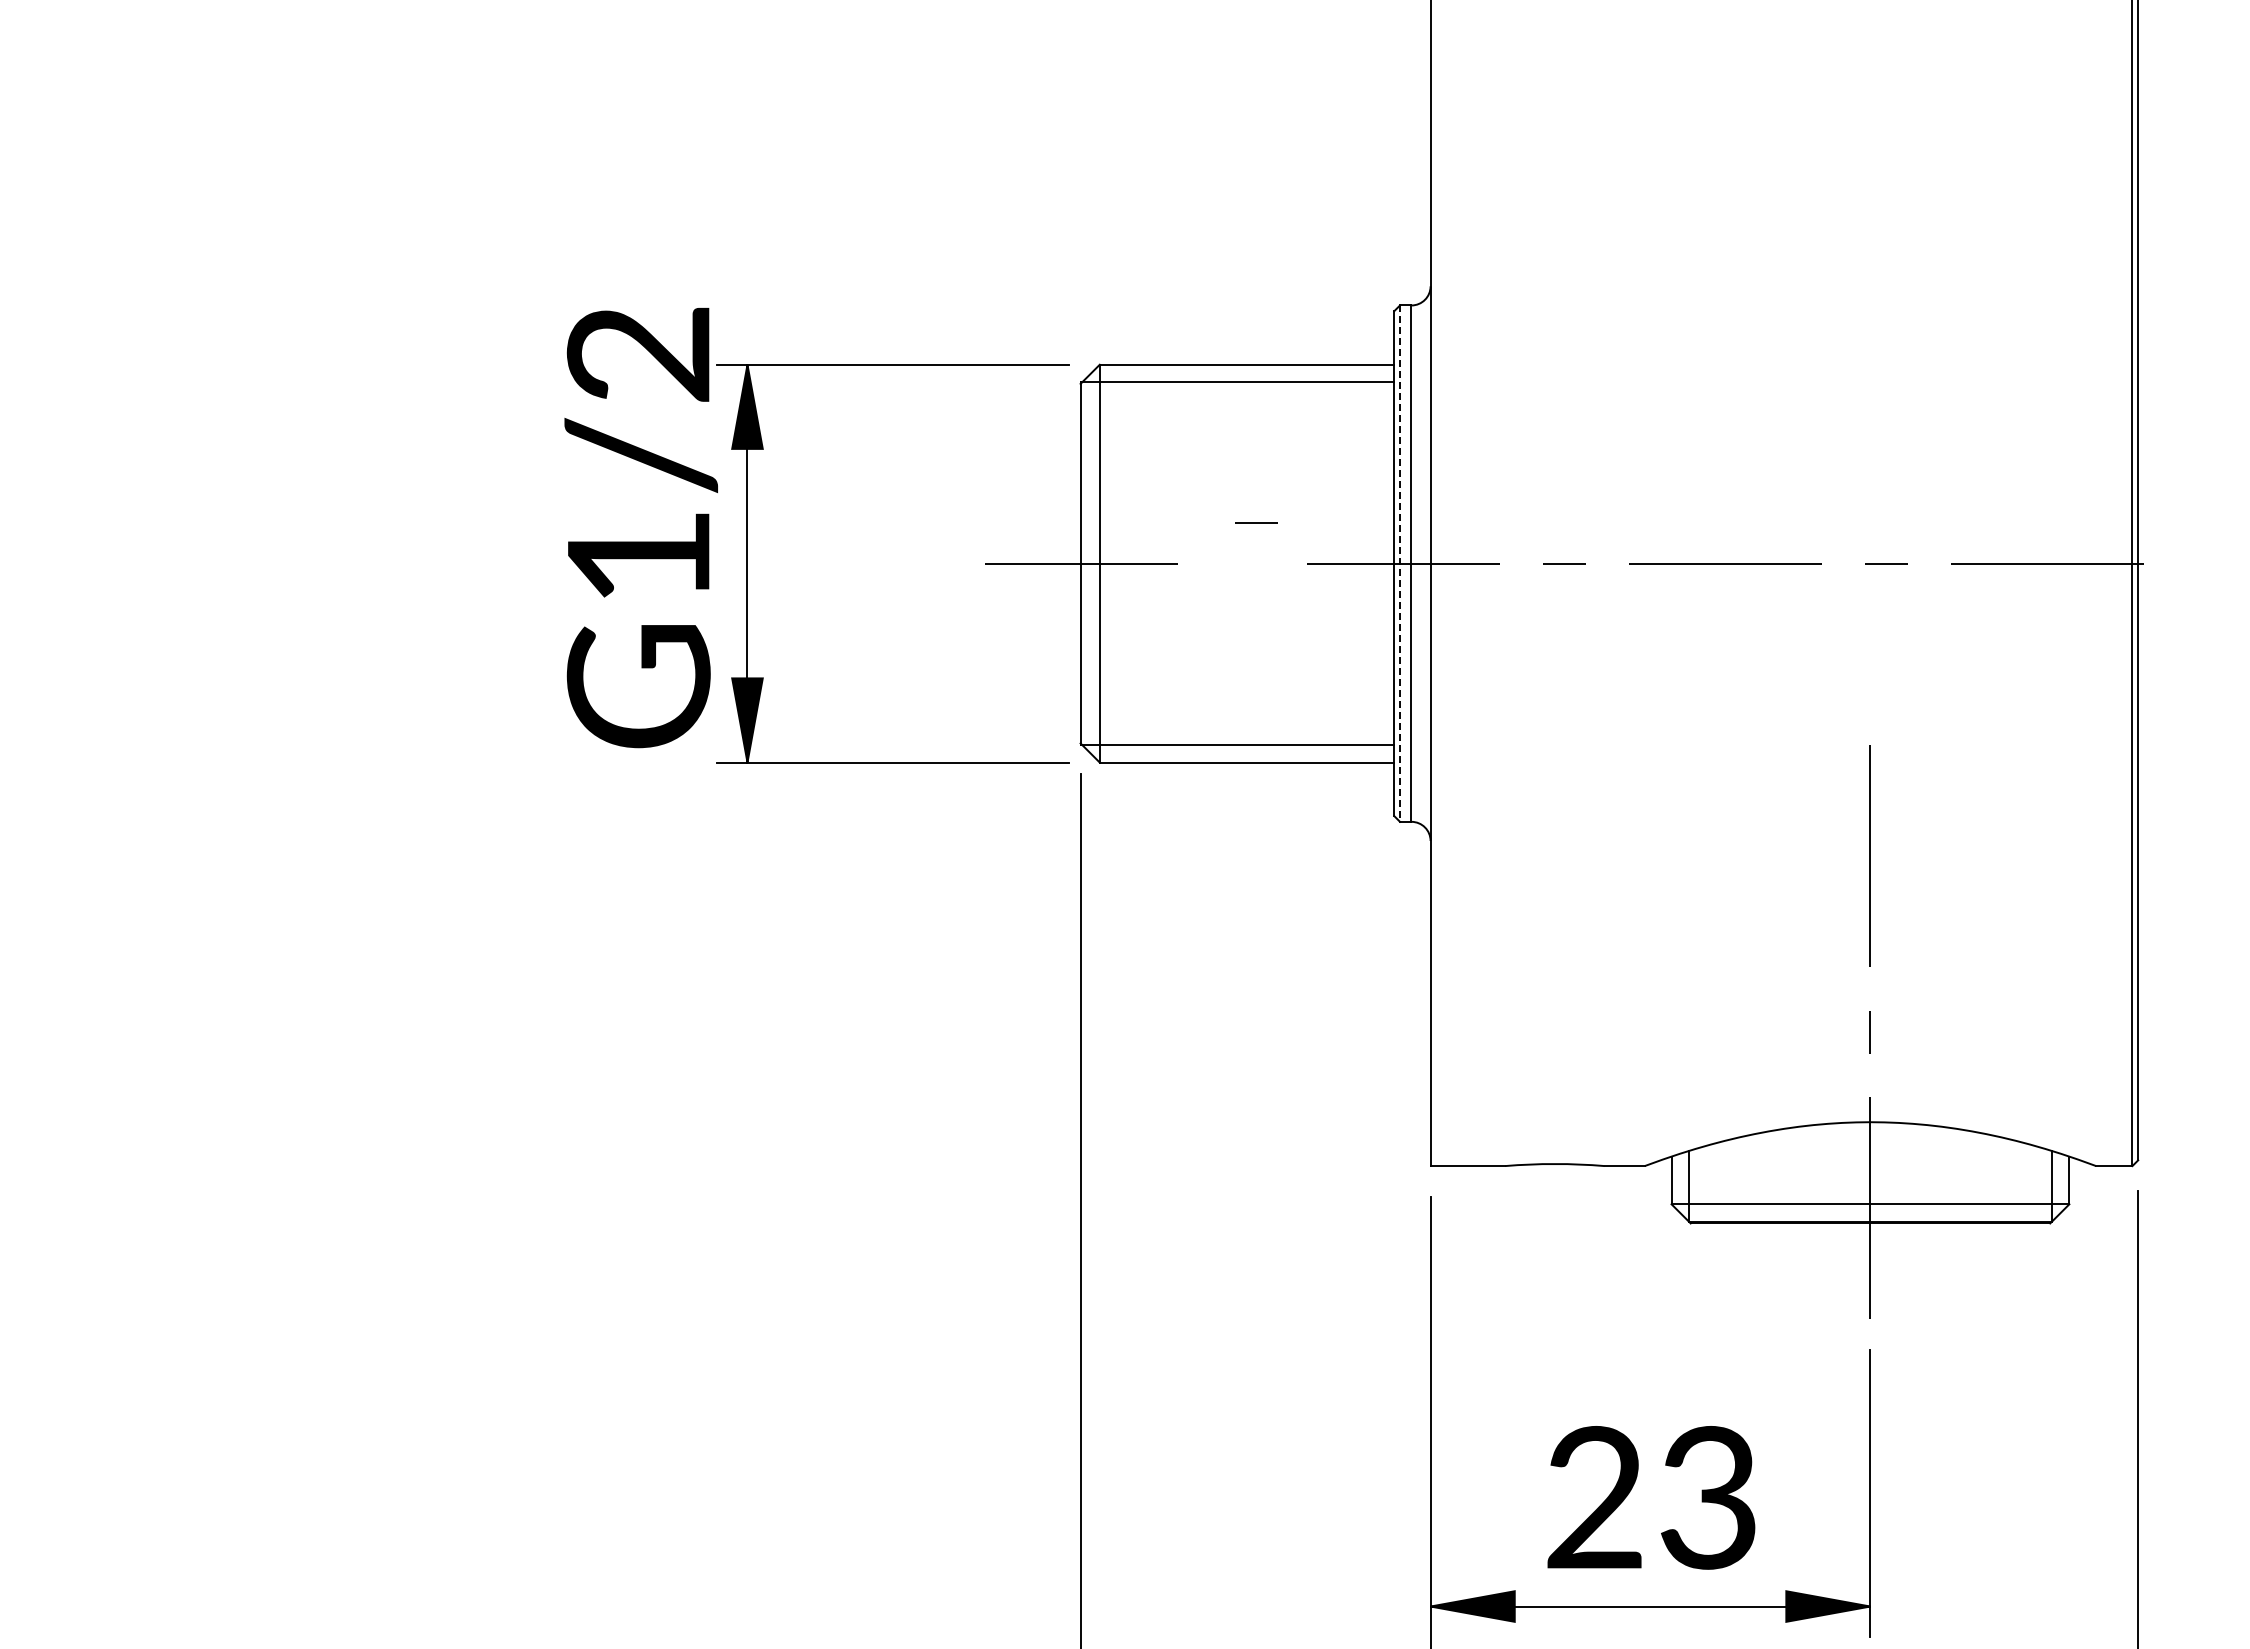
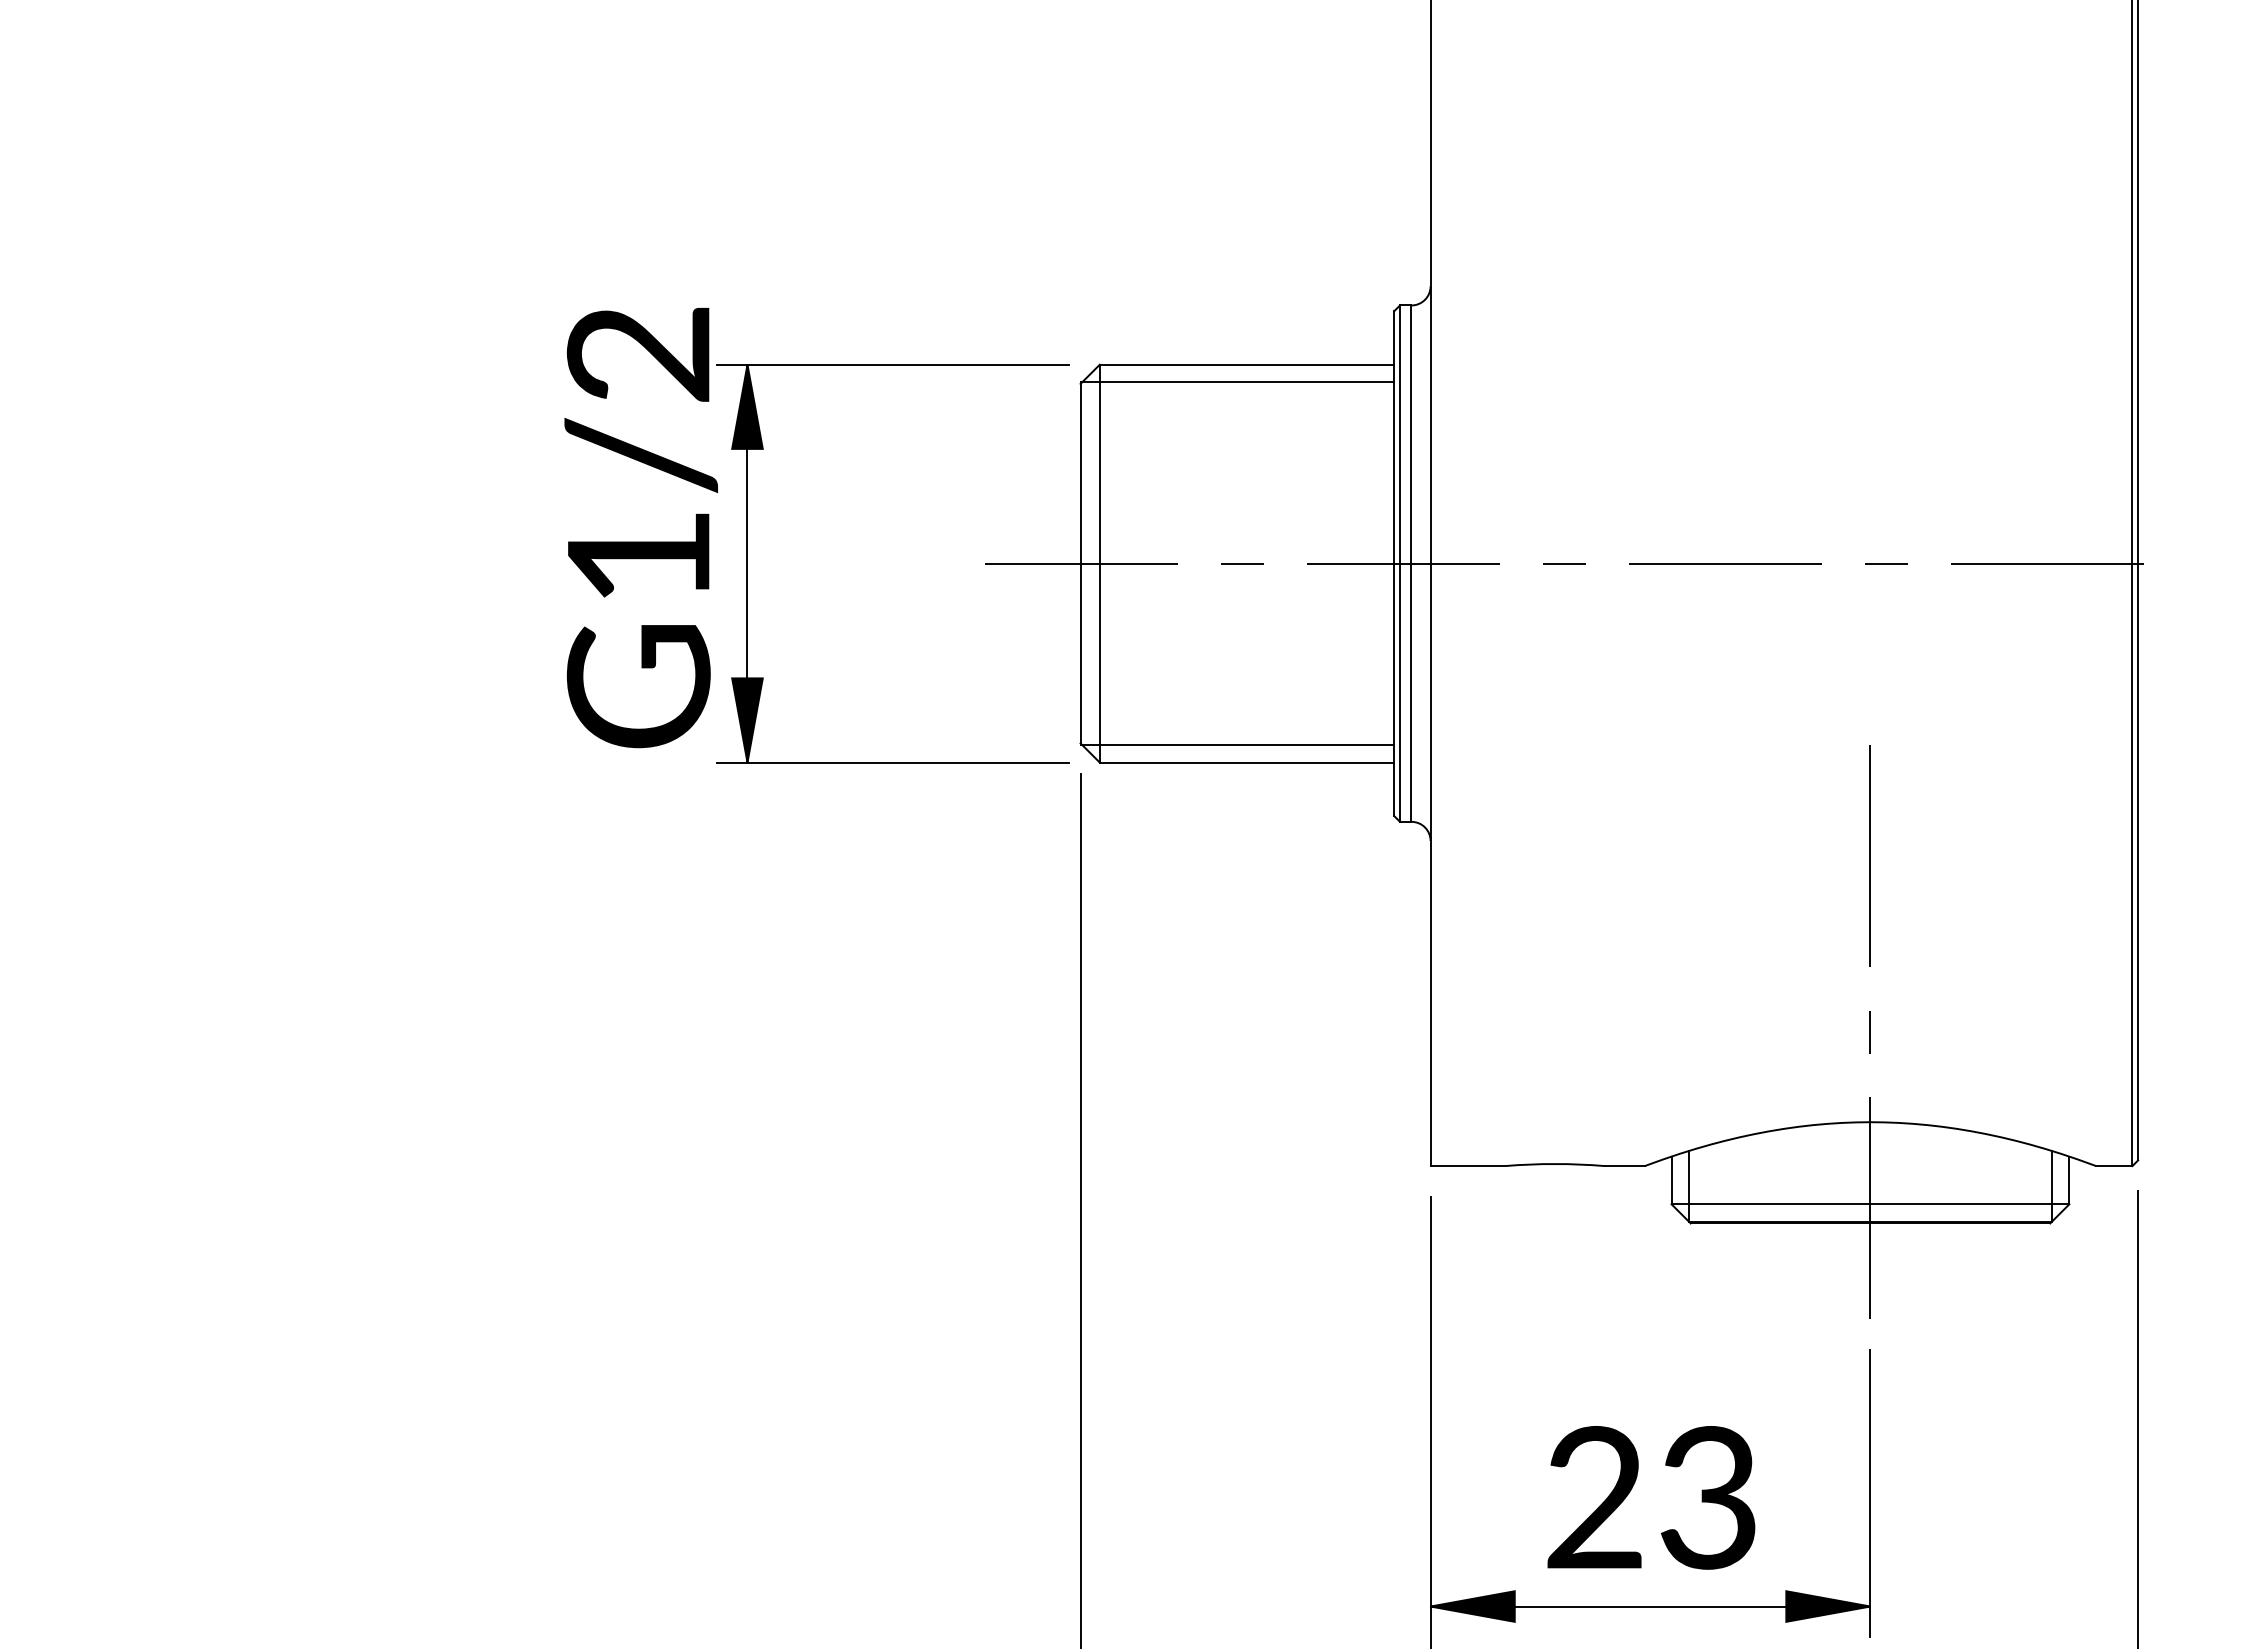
line position: (1256, 522) -> (1242, 563) (1242, 563)
line: dashed -> solid (1400, 564)
